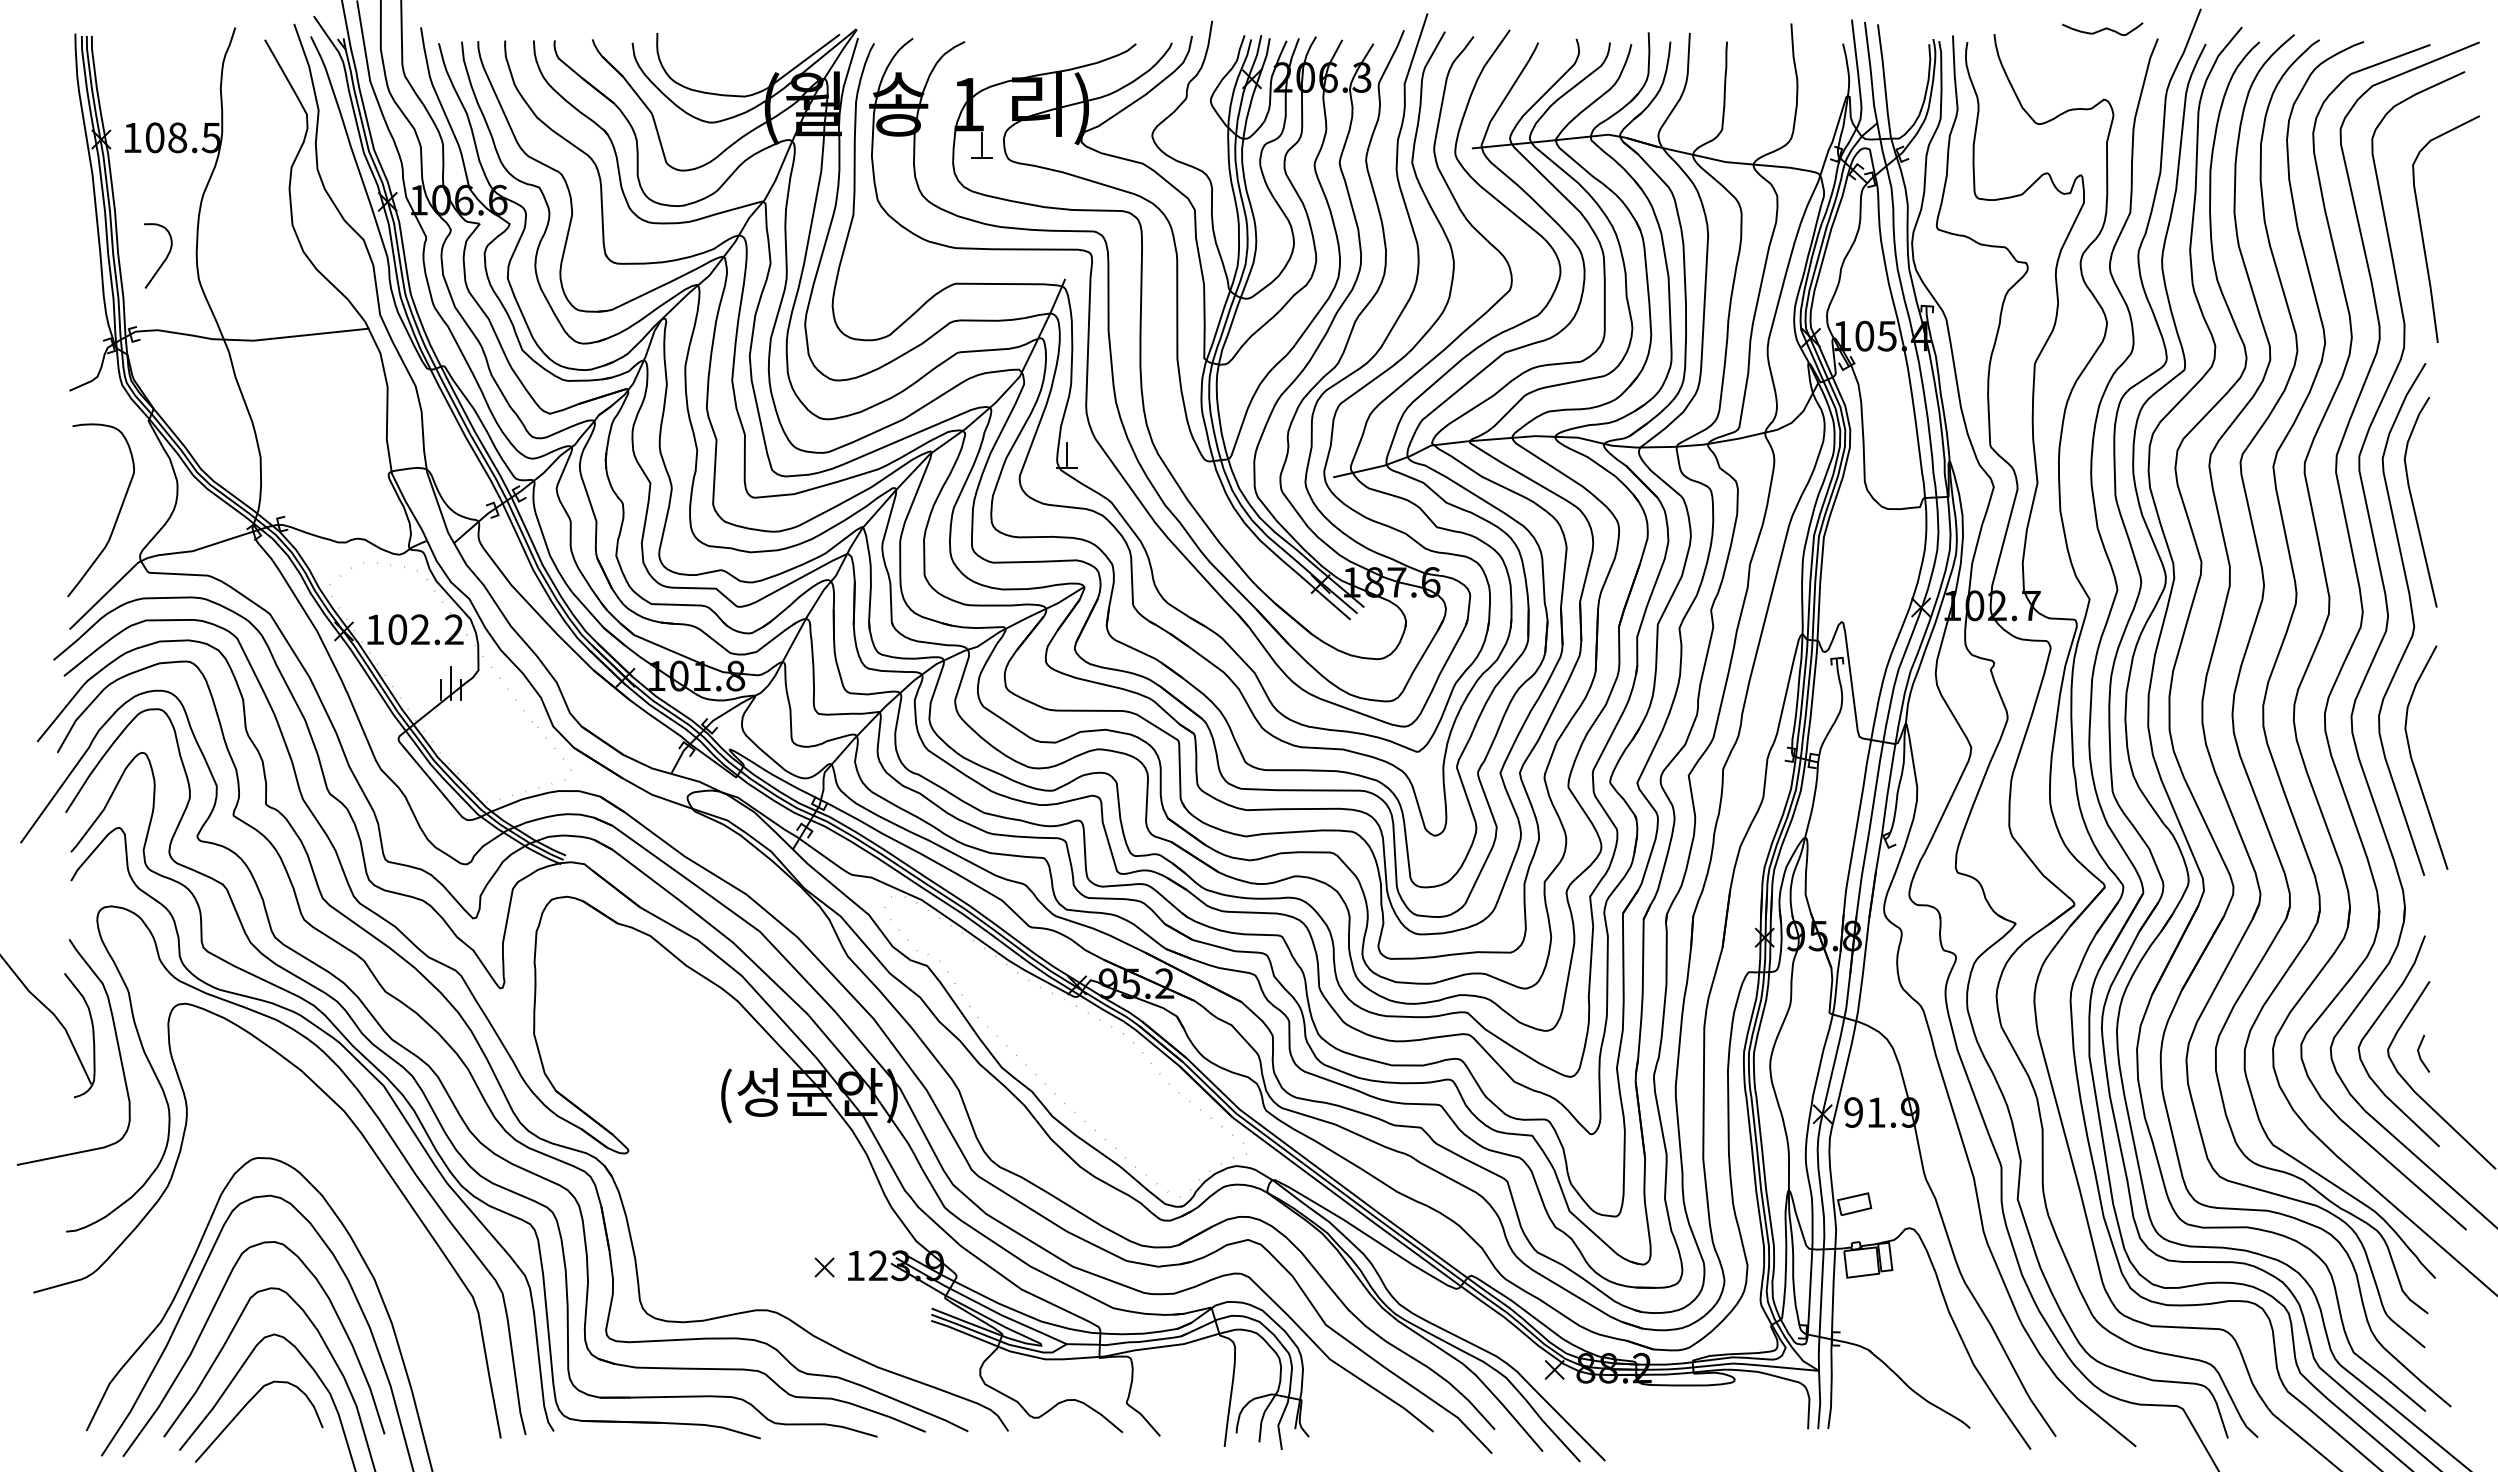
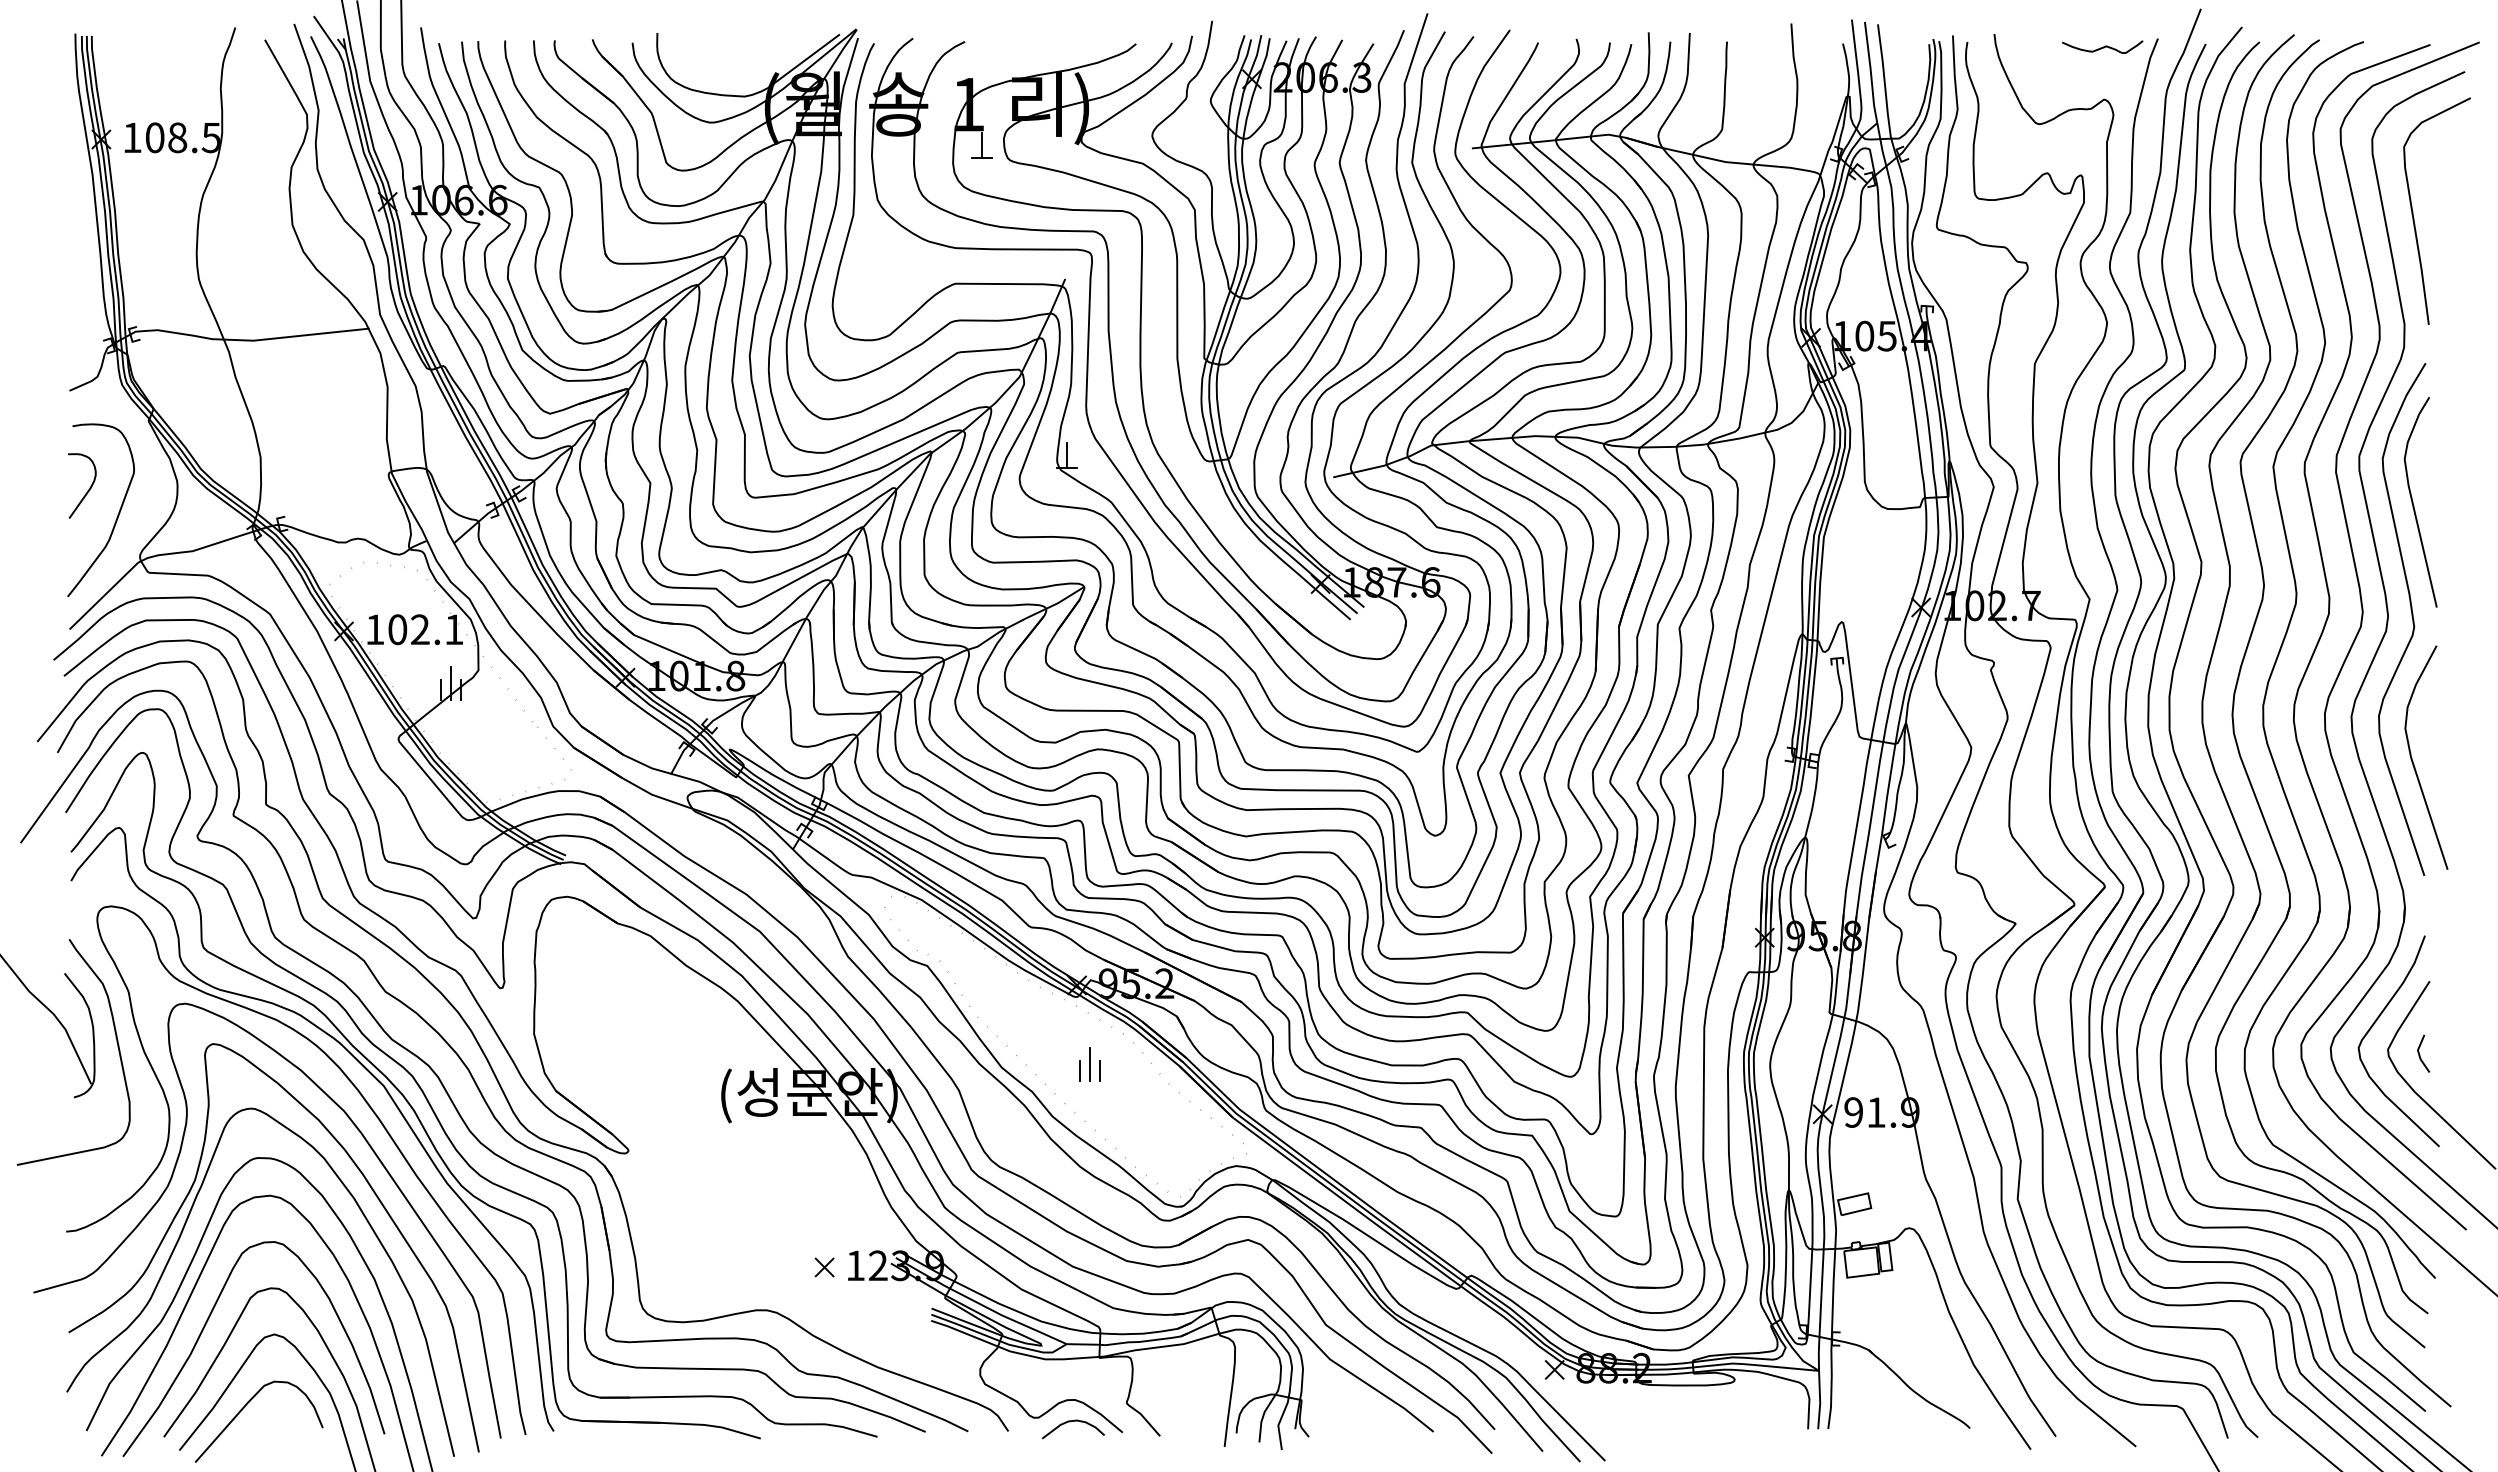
curve position: (2102, 28) -> (2102, 46) (2102, 46)
curve position: (2422, 229) -> (2413, 211) (2413, 211)
curve position: (163, 260) -> (87, 490) (87, 490)
text: 102.2 -> 102.1 (453, 629)
part: none -> present (1089, 1064)
part: none -> present (190, 1214)
curve: none -> present (1070, 1422)
